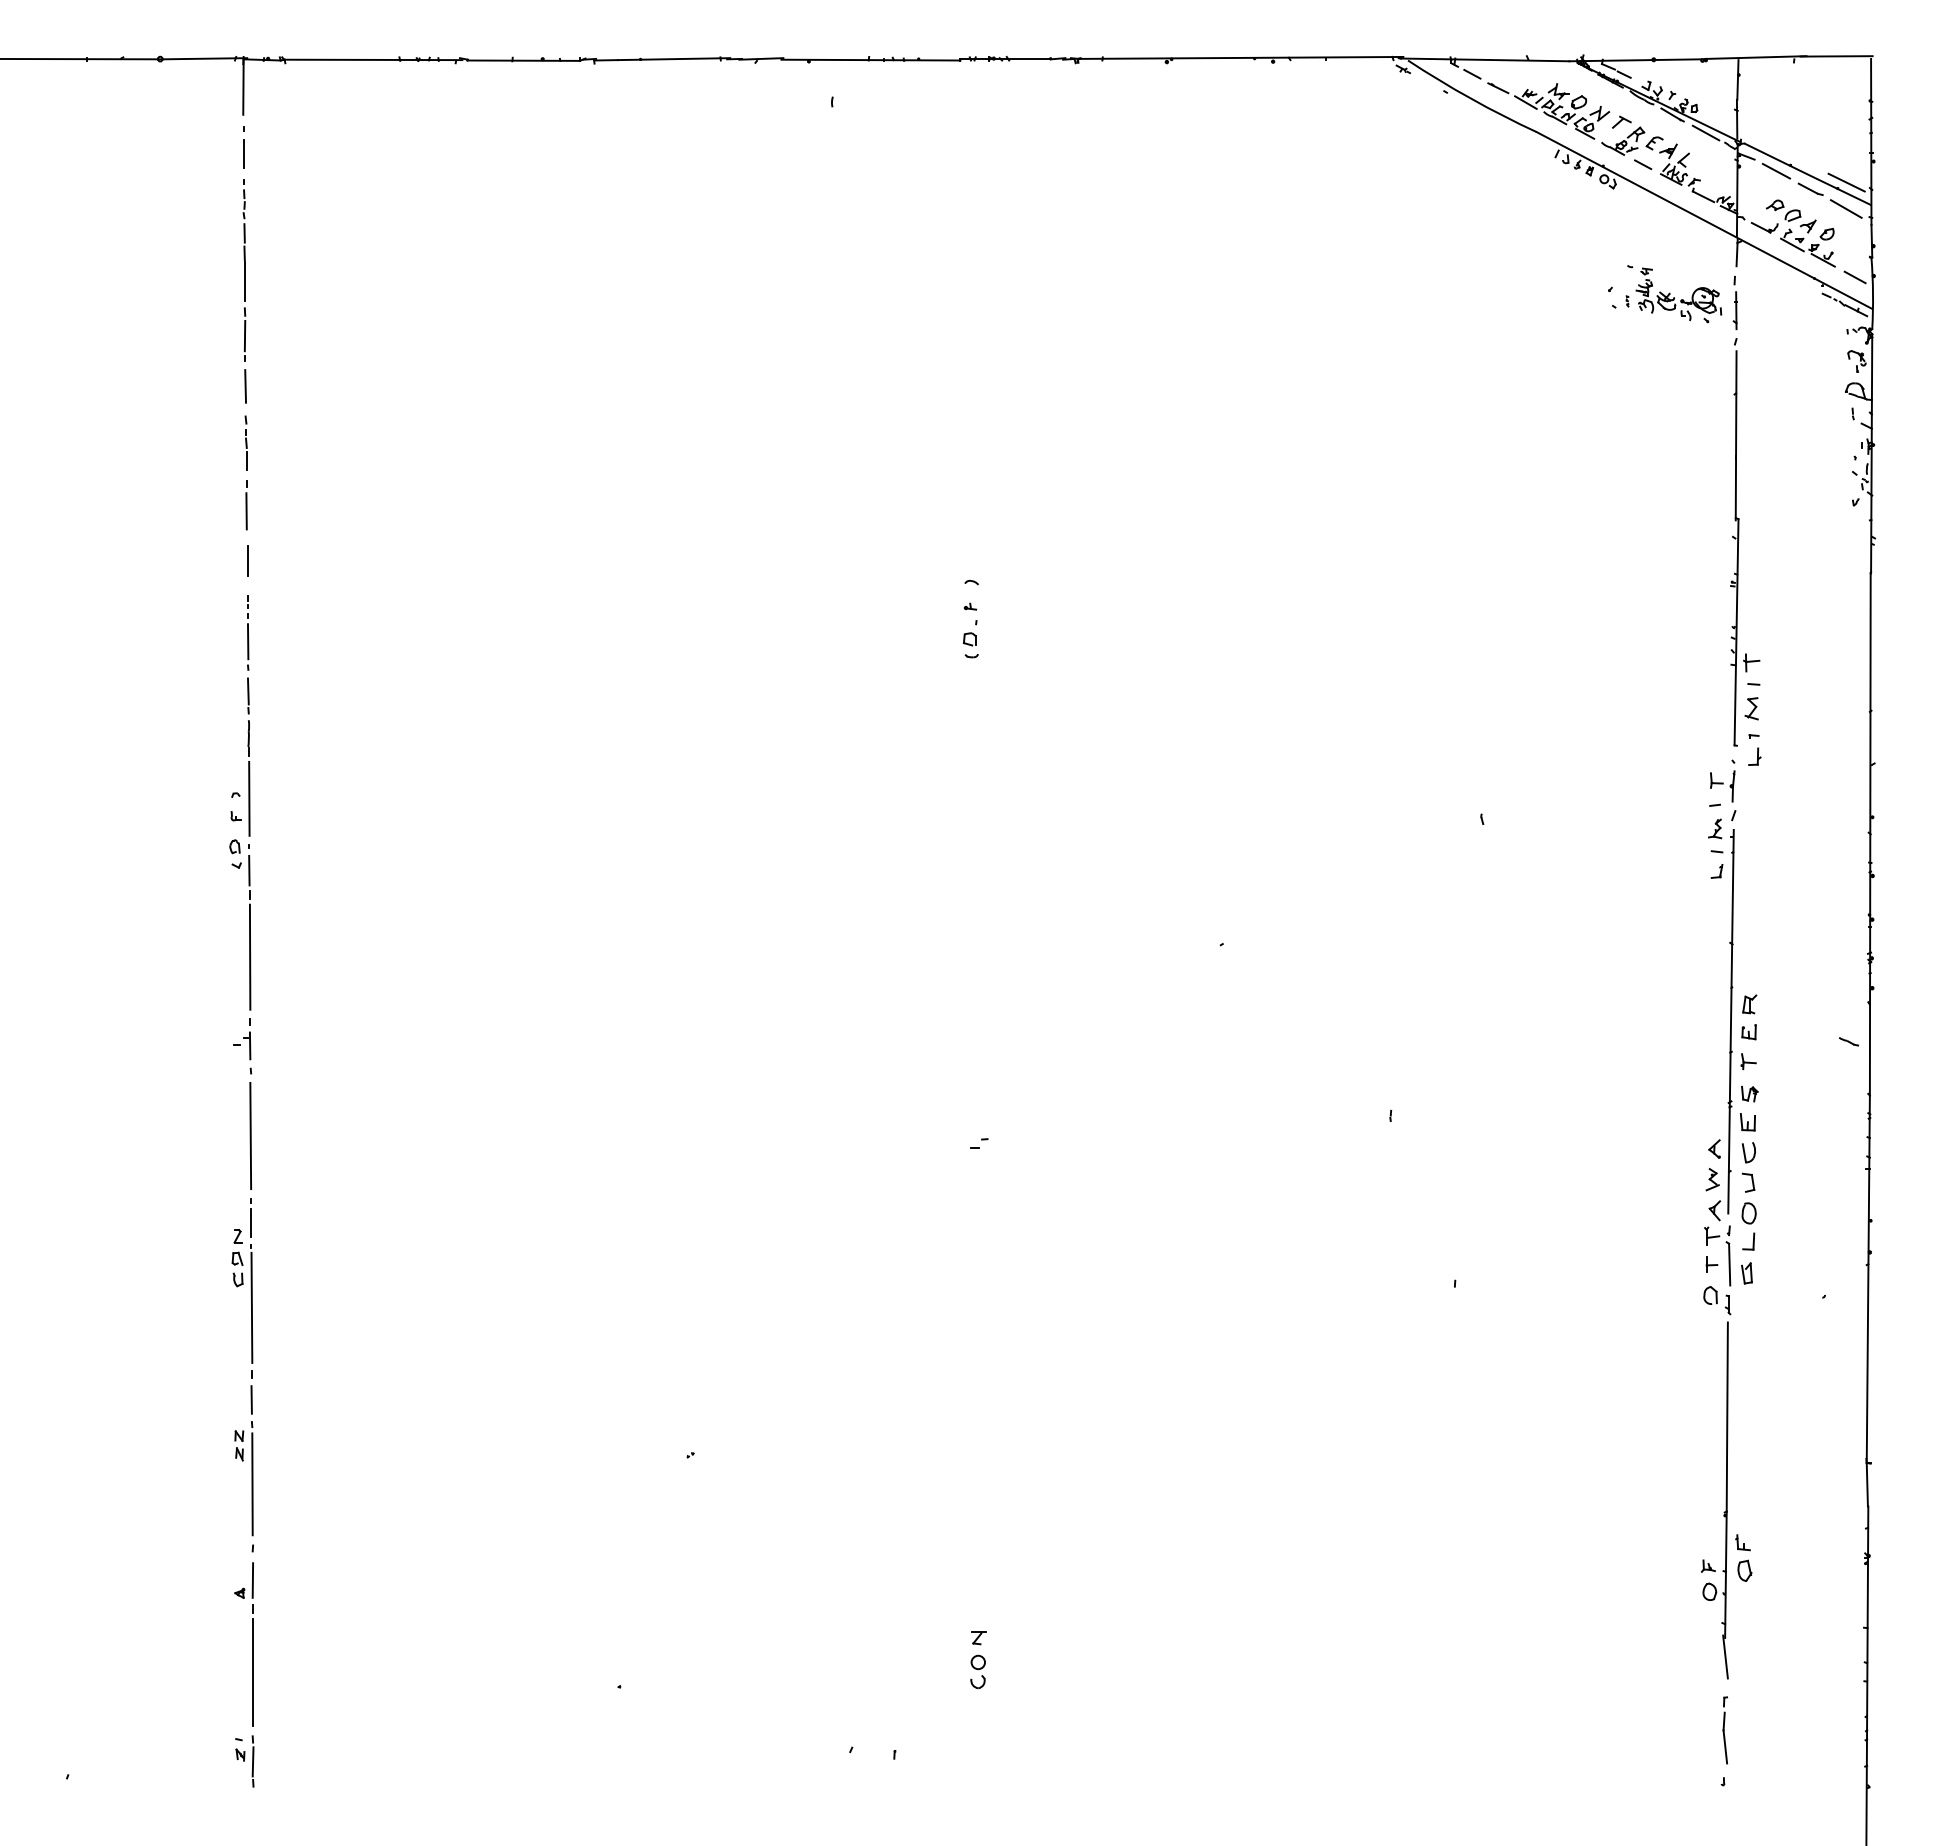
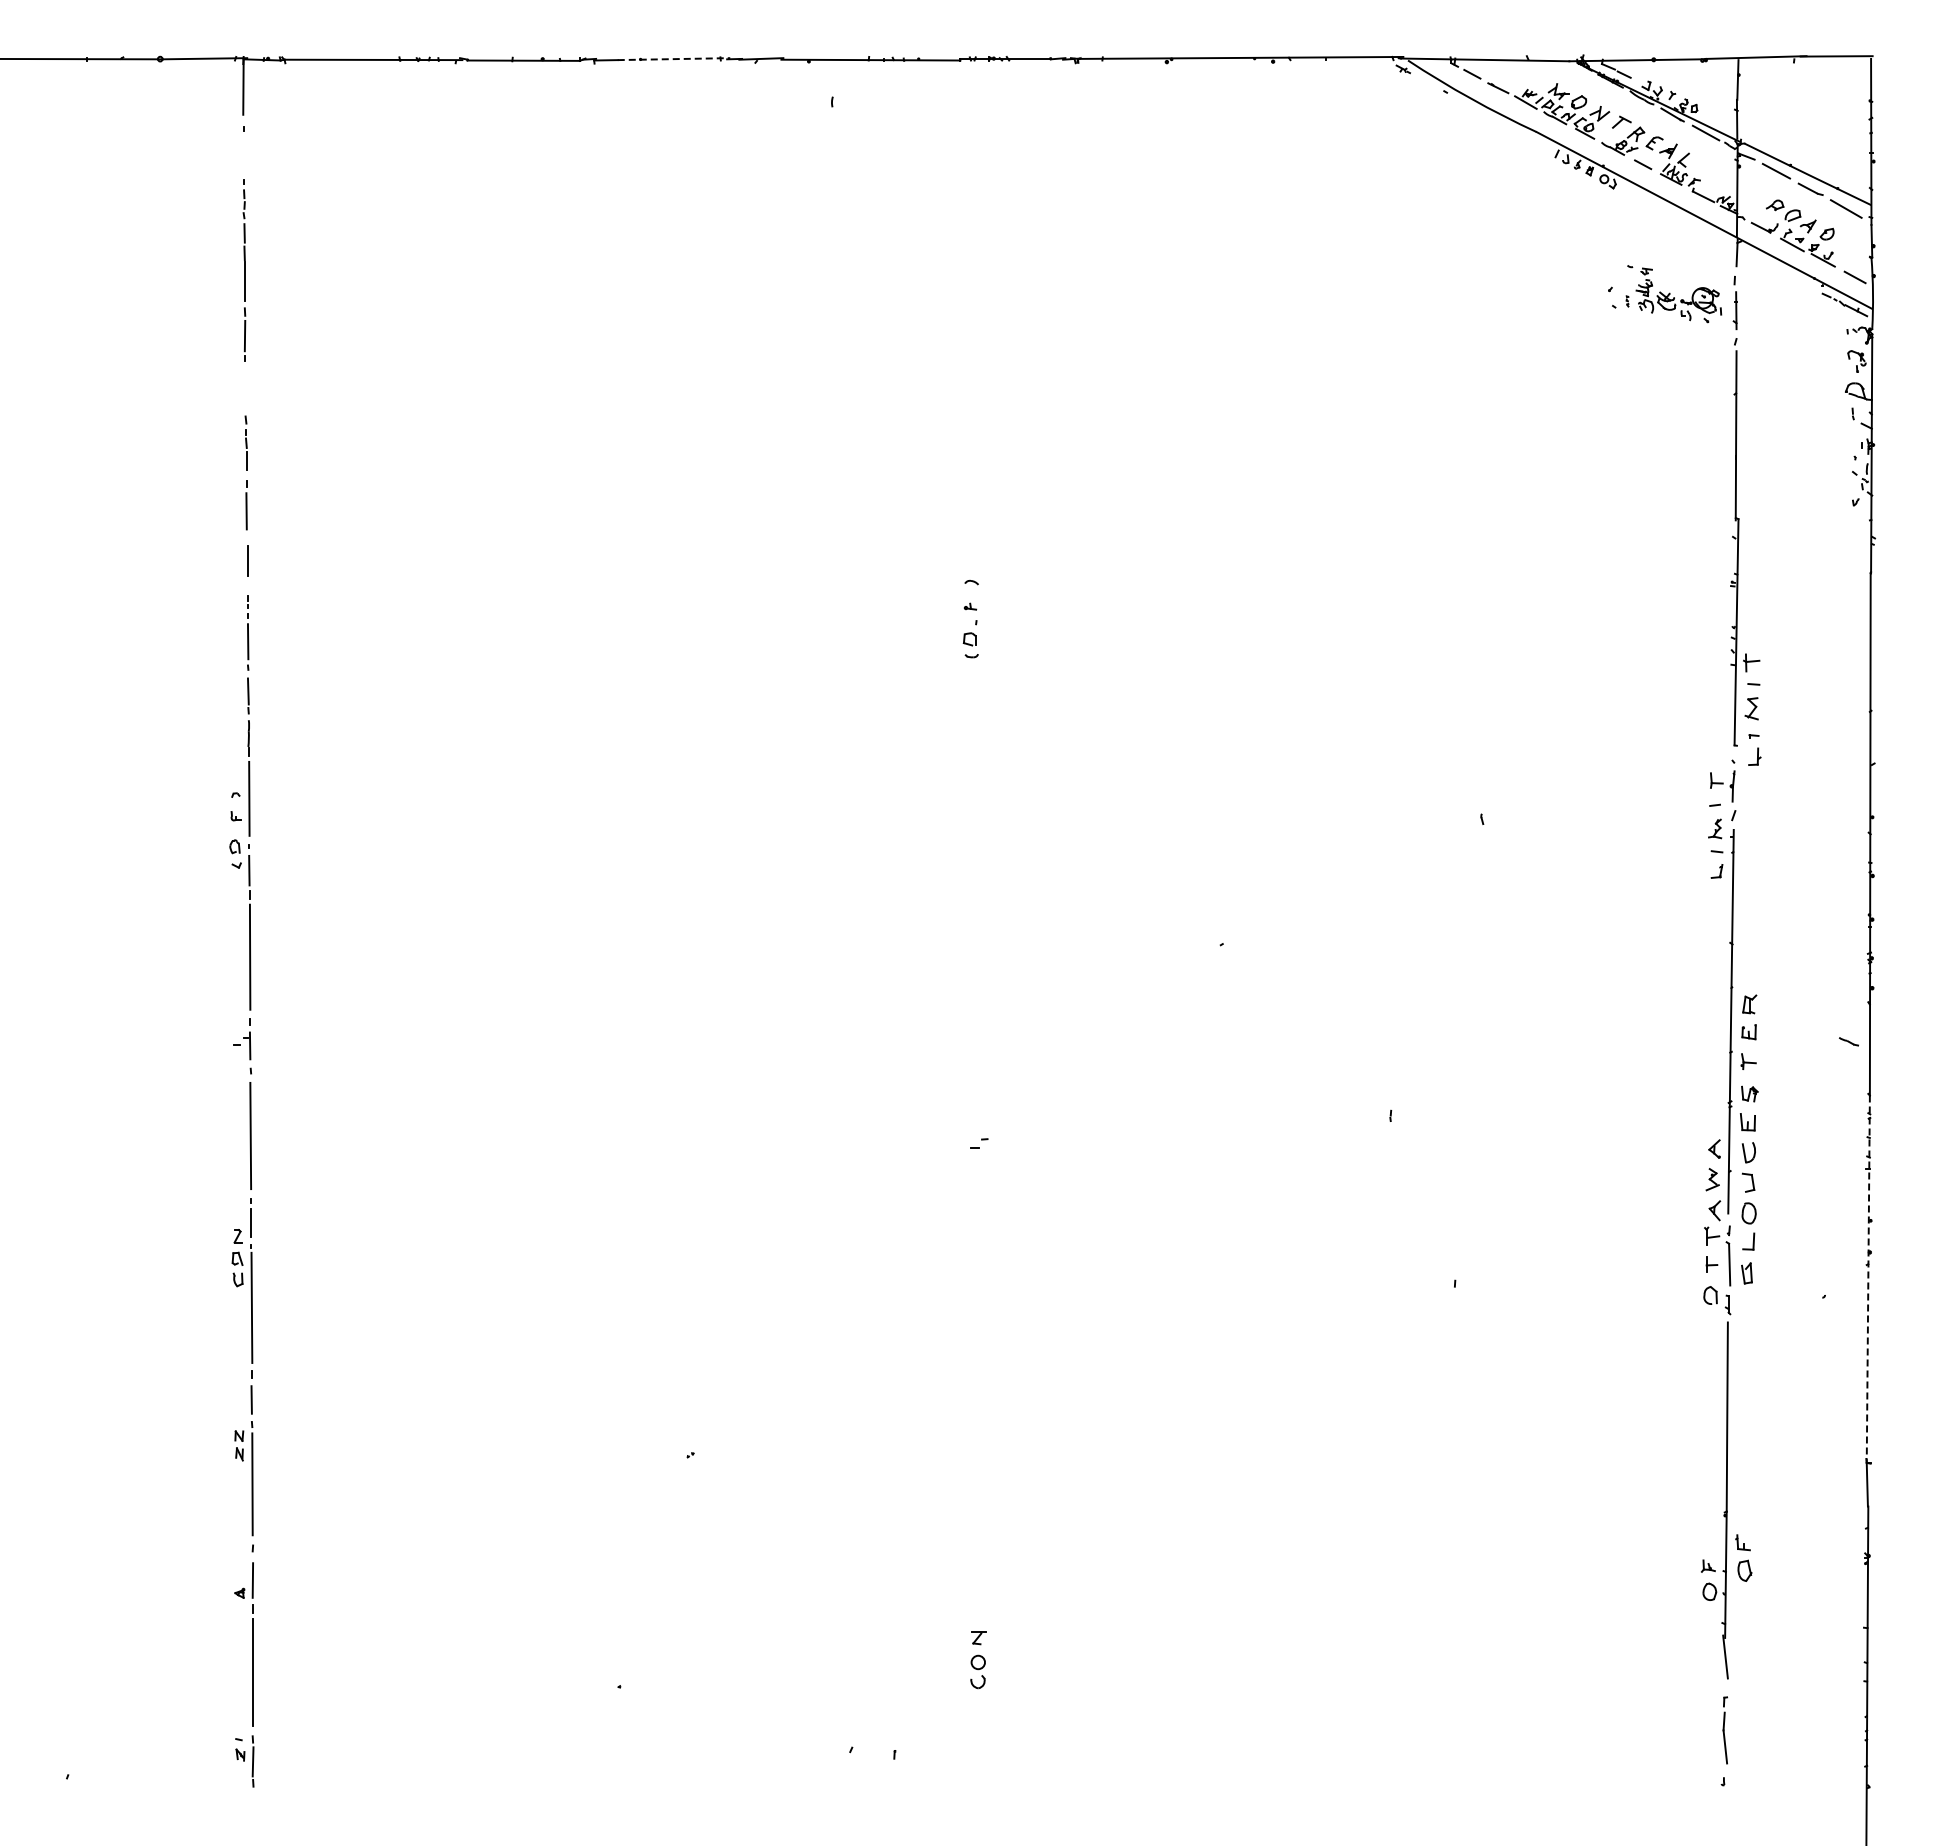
line: solid -> dashed (674, 59)
line: present -> none (243, 153)
line: present -> none (1846, 182)
line: present -> none (245, 386)
line: solid -> dashed (1868, 1279)
